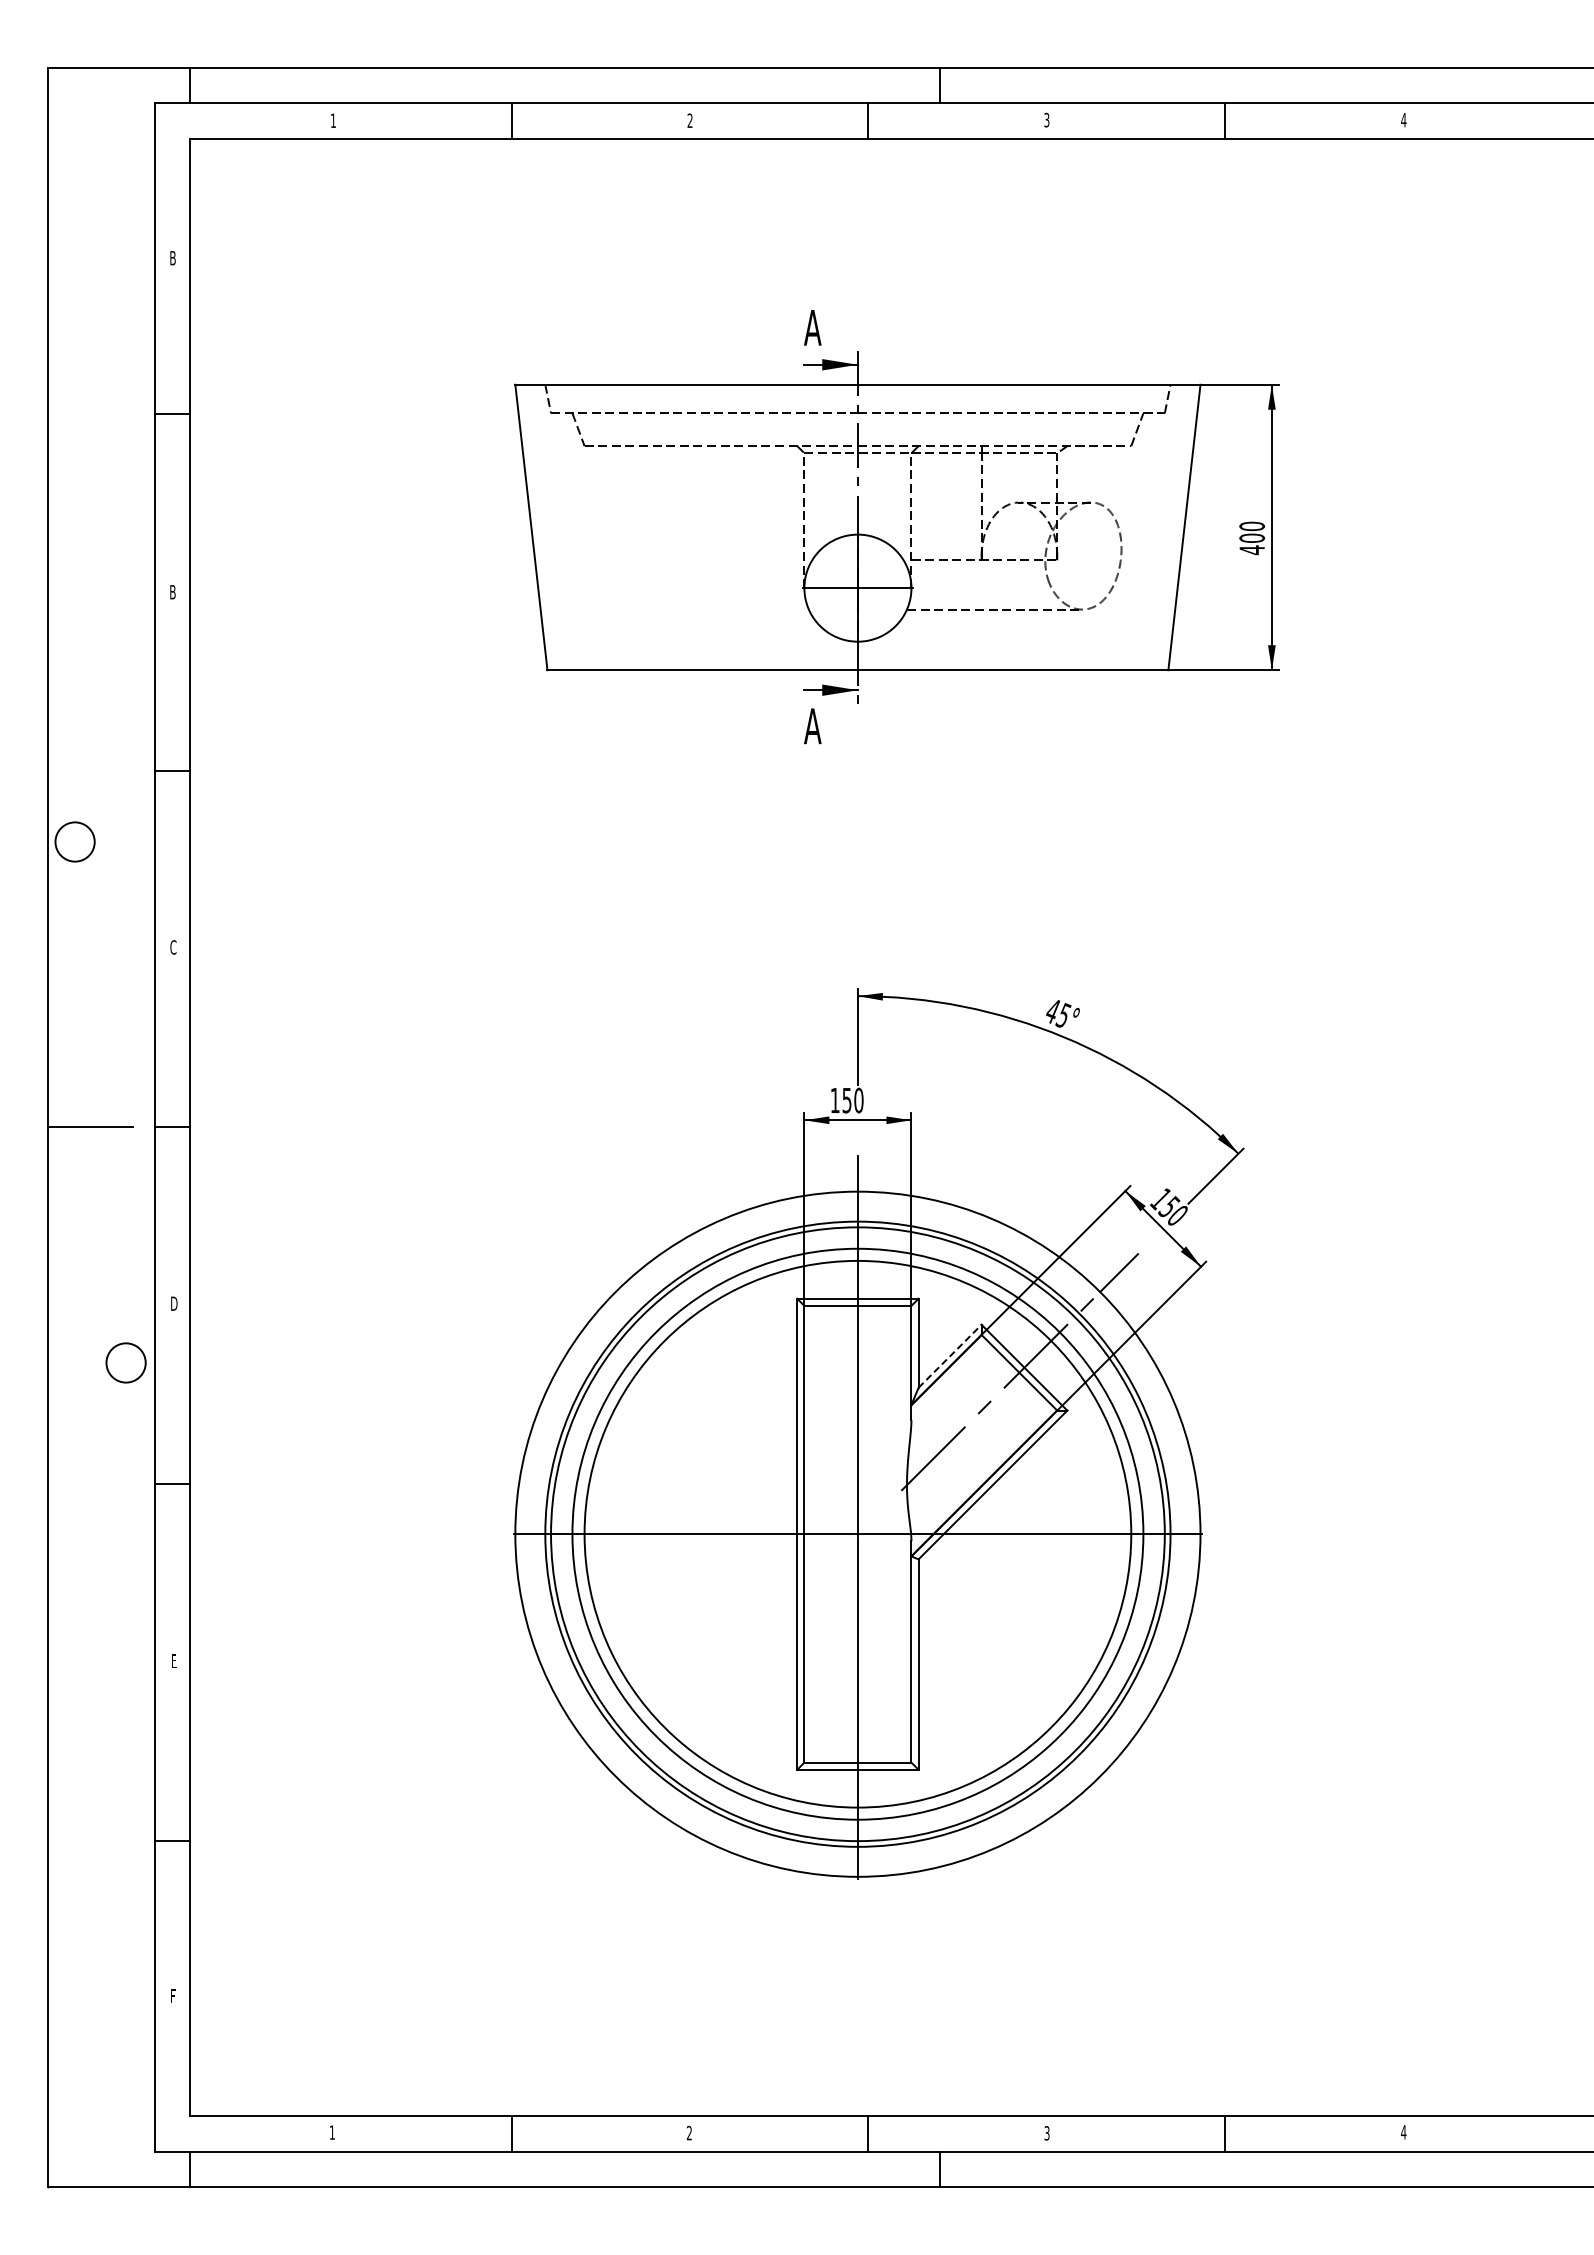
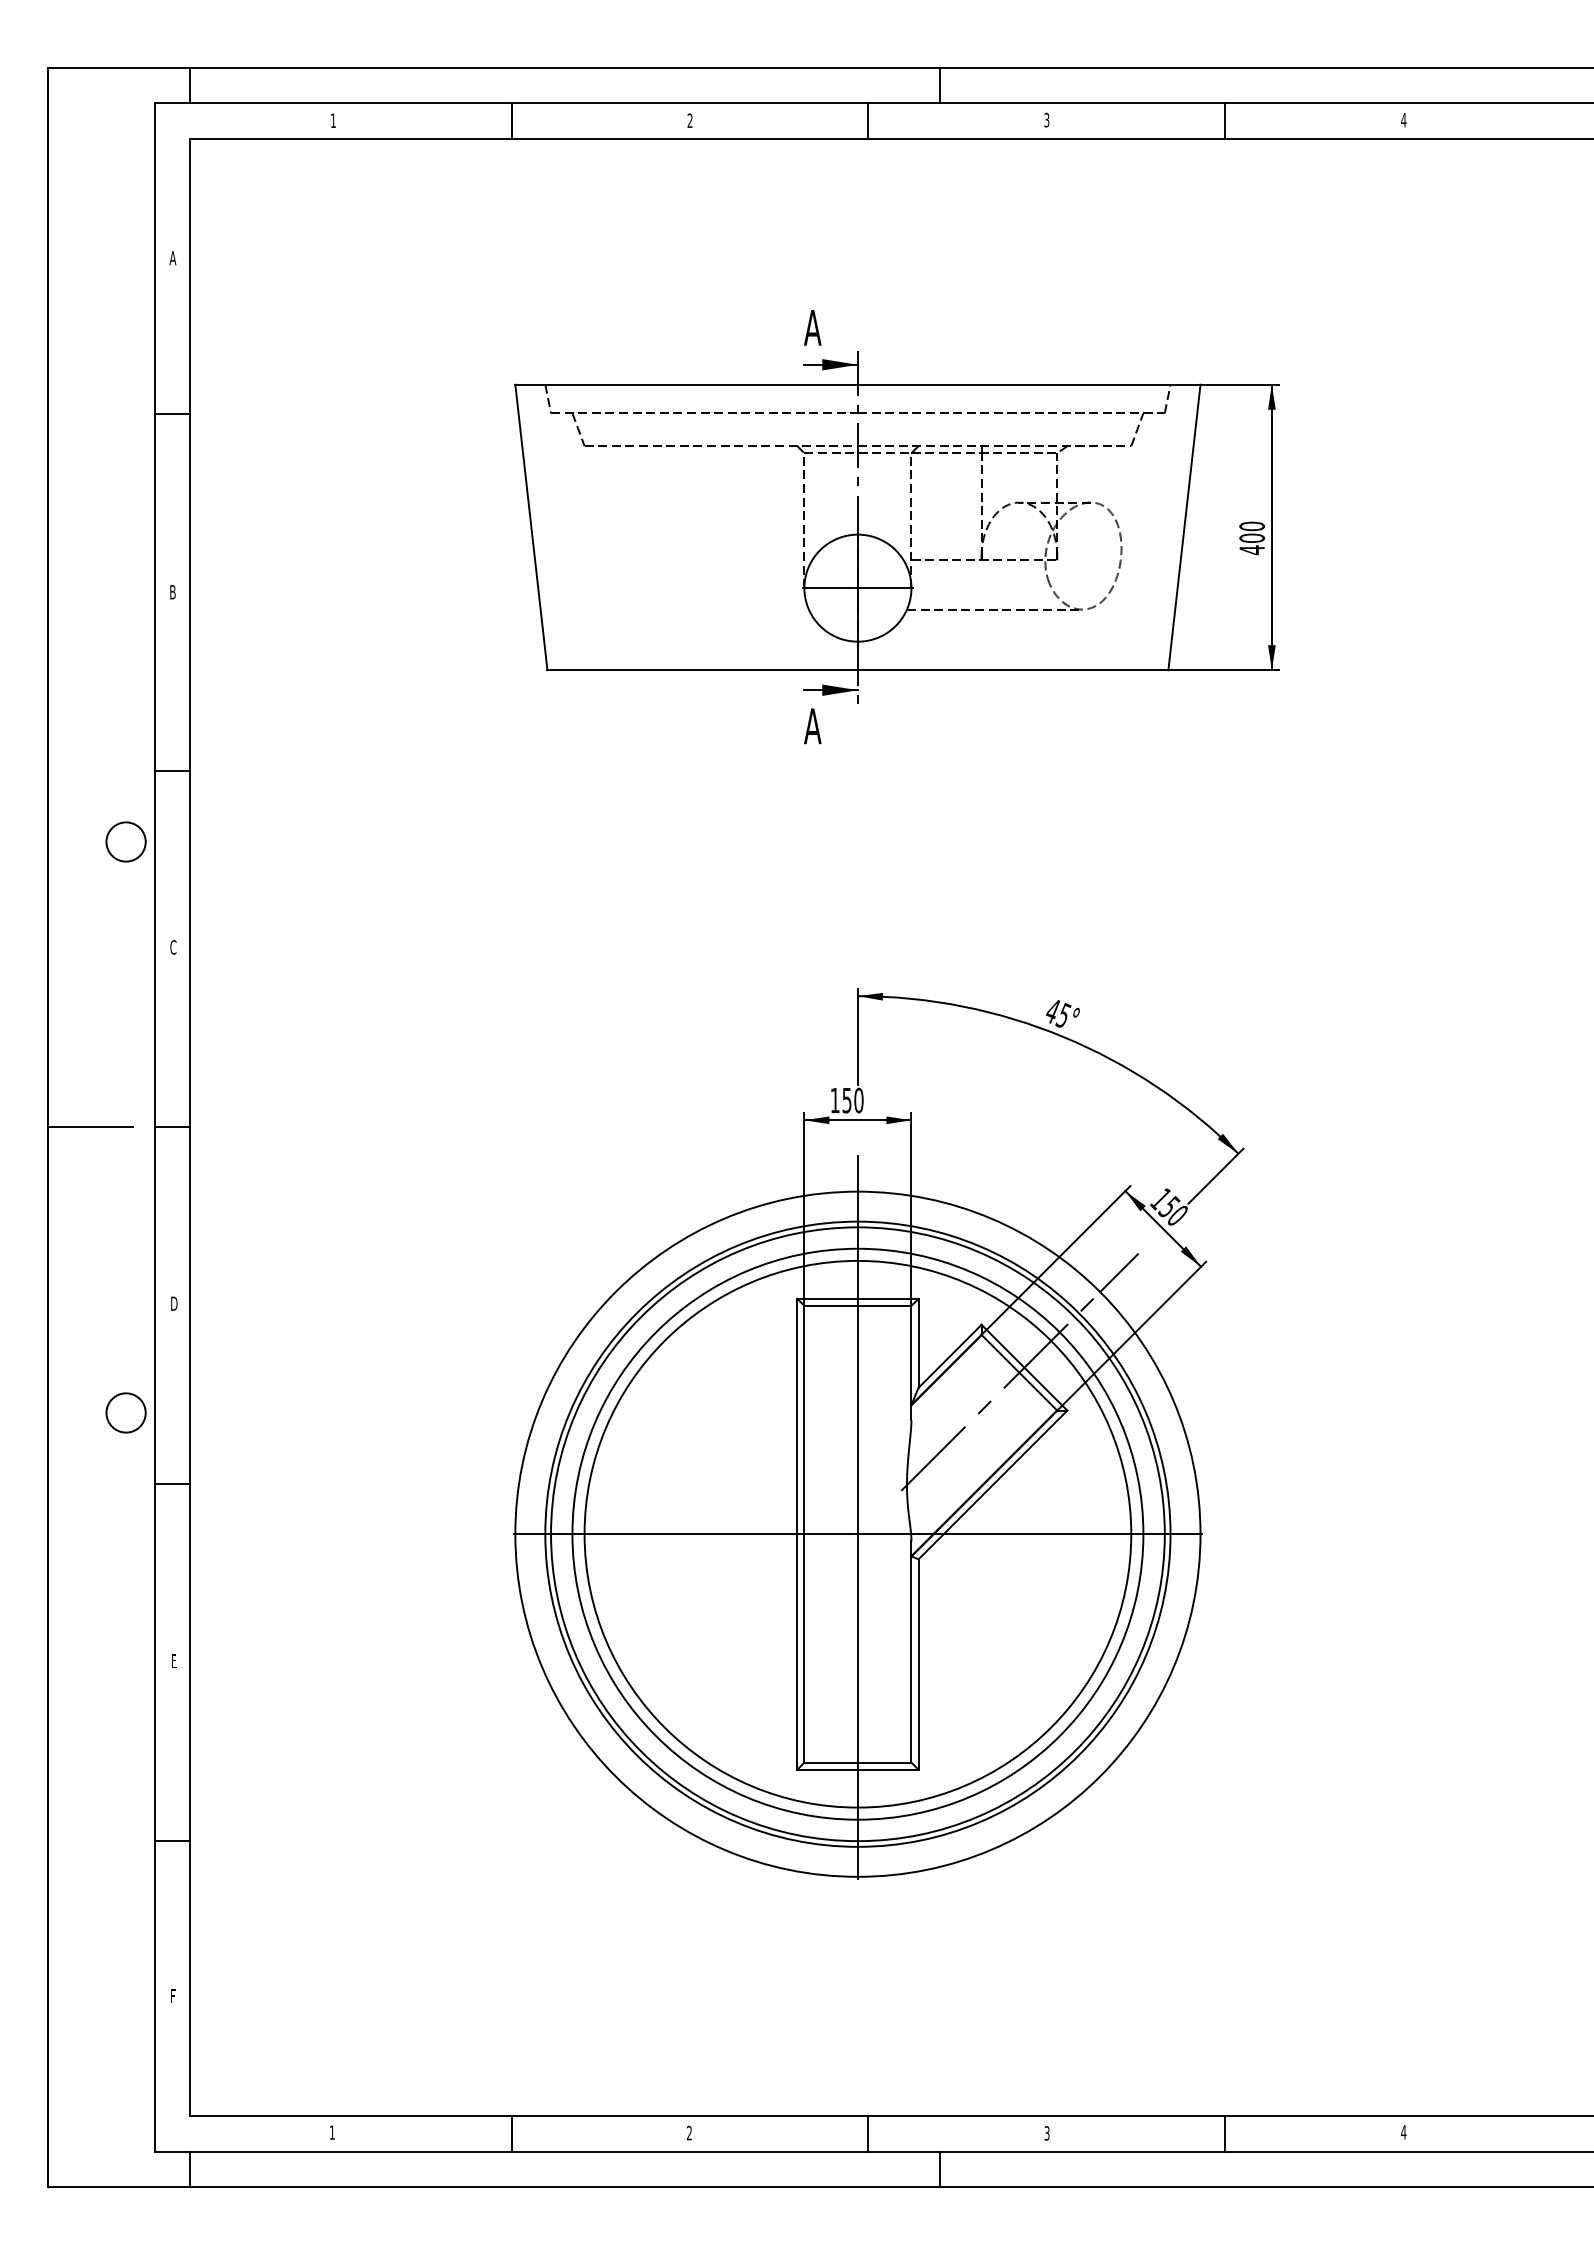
text: B -> A (172, 258)
circle position: (74, 841) -> (125, 841) (125, 841)
line: dashed -> solid (950, 1356)
circle position: (125, 1362) -> (125, 1412) (125, 1412)
